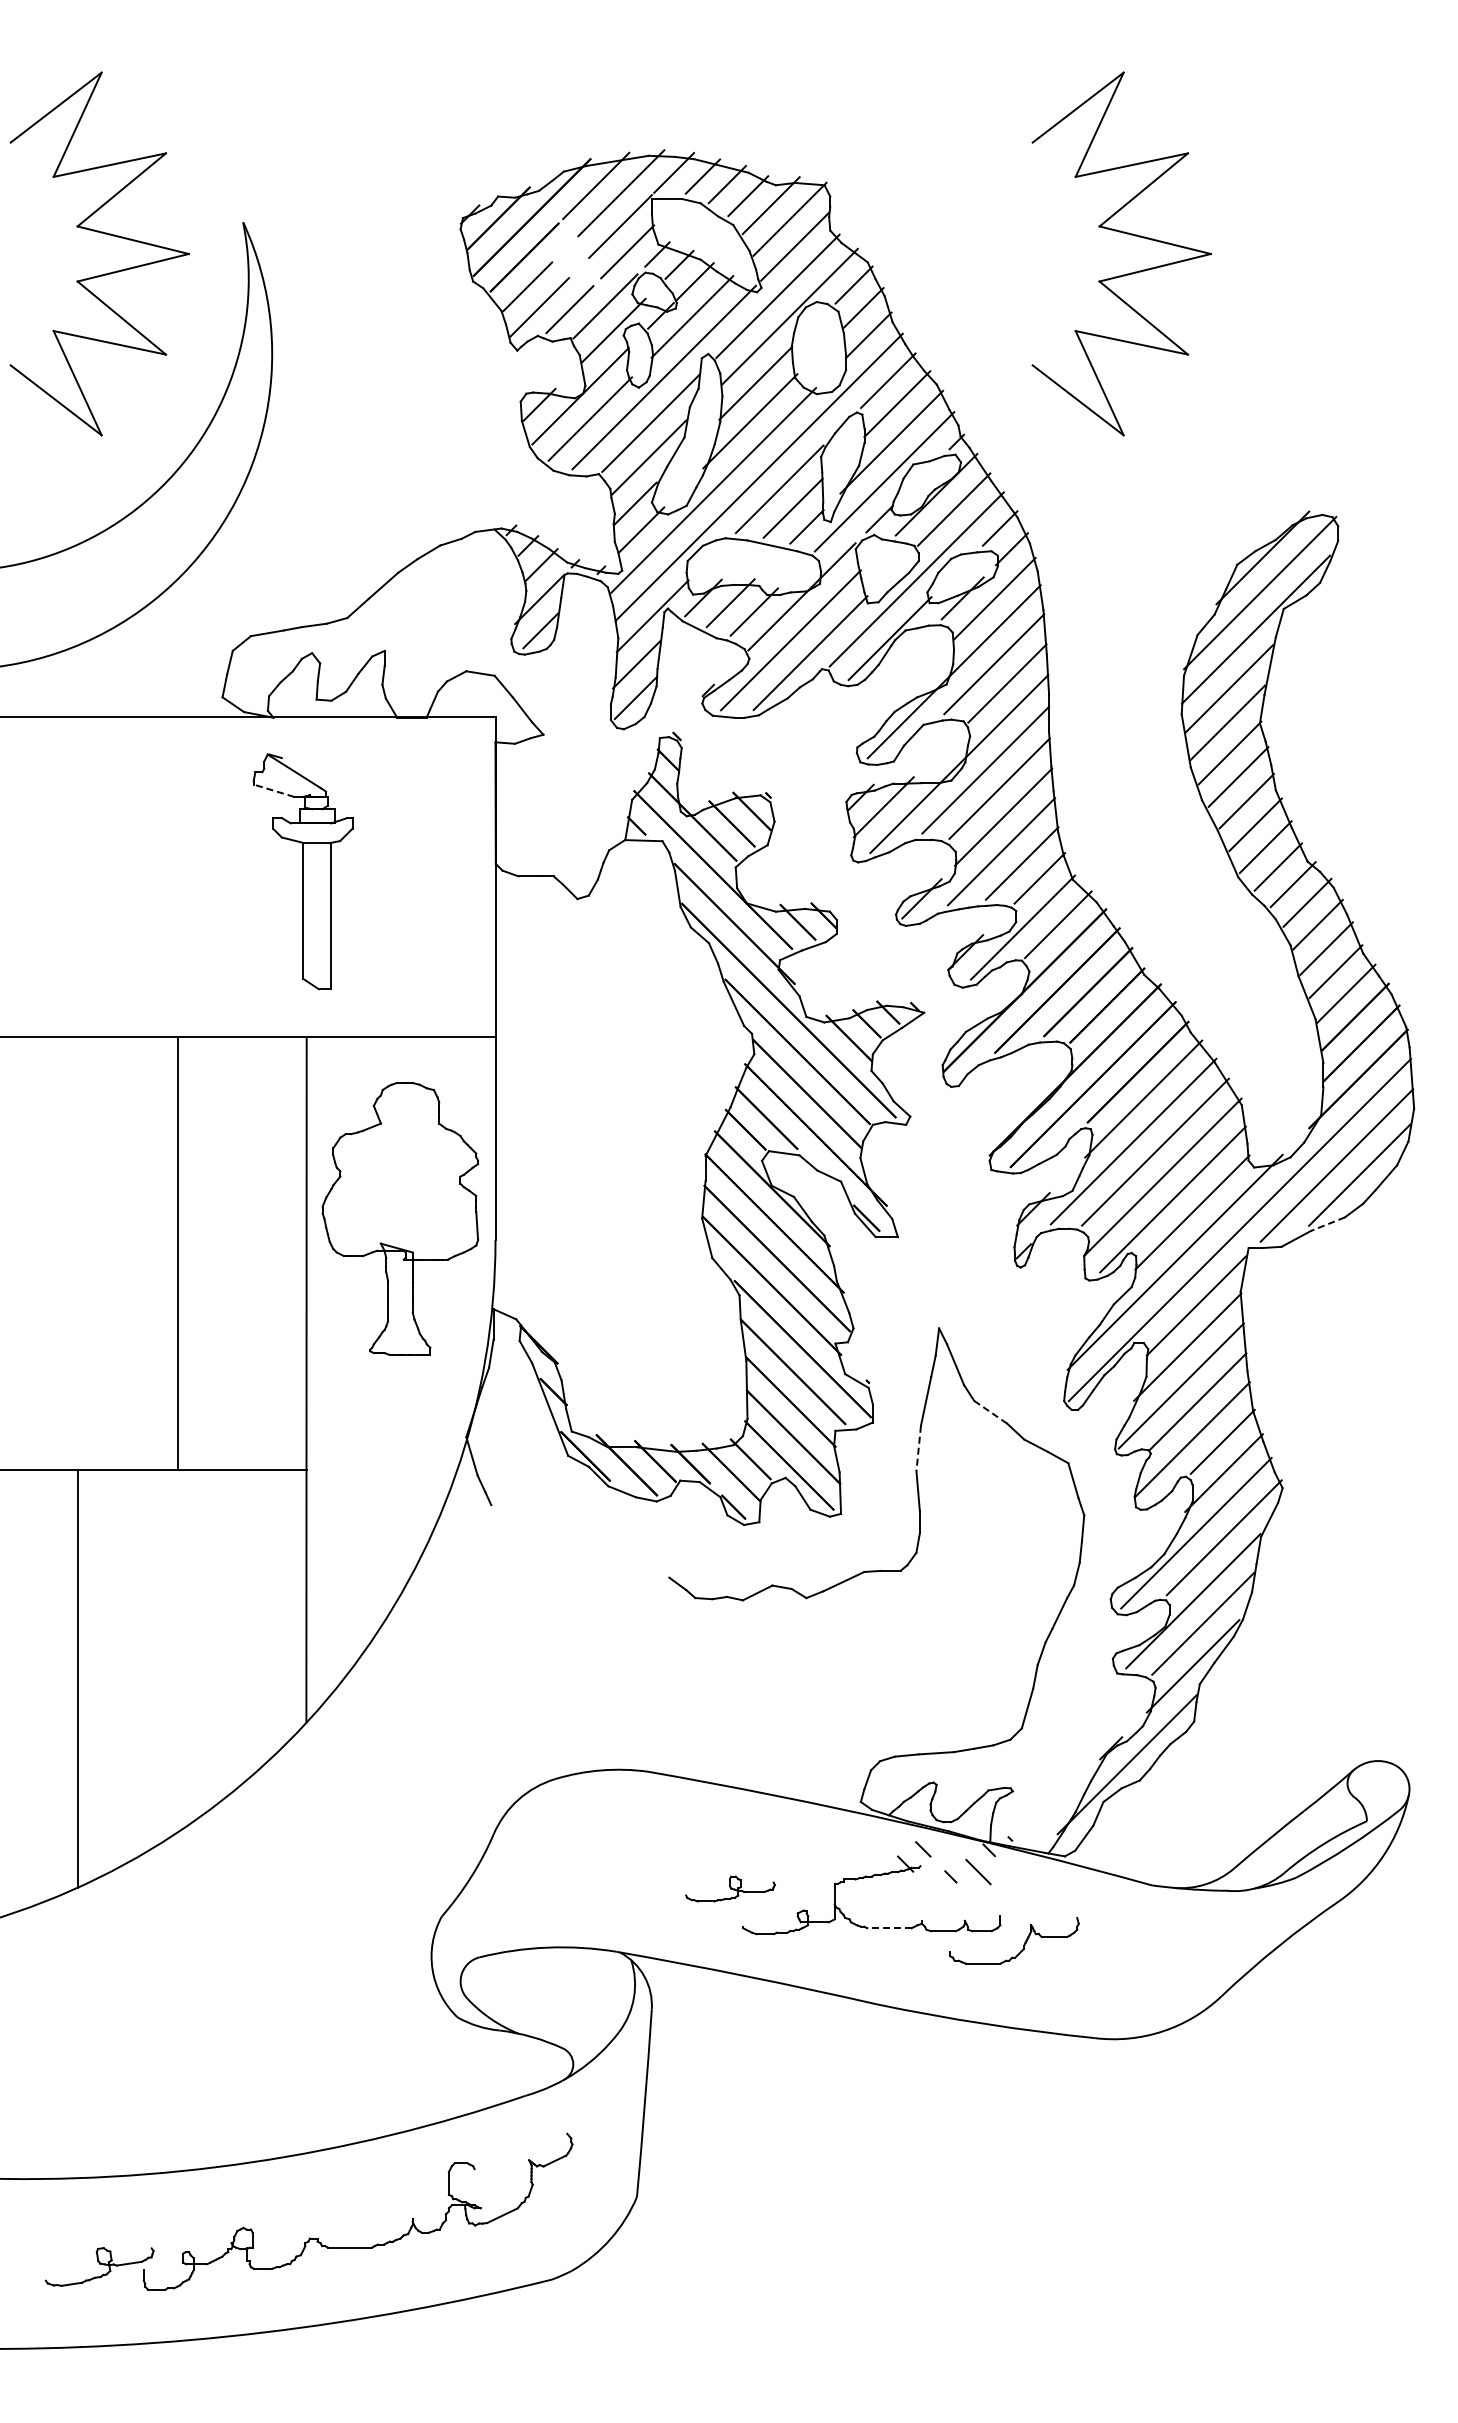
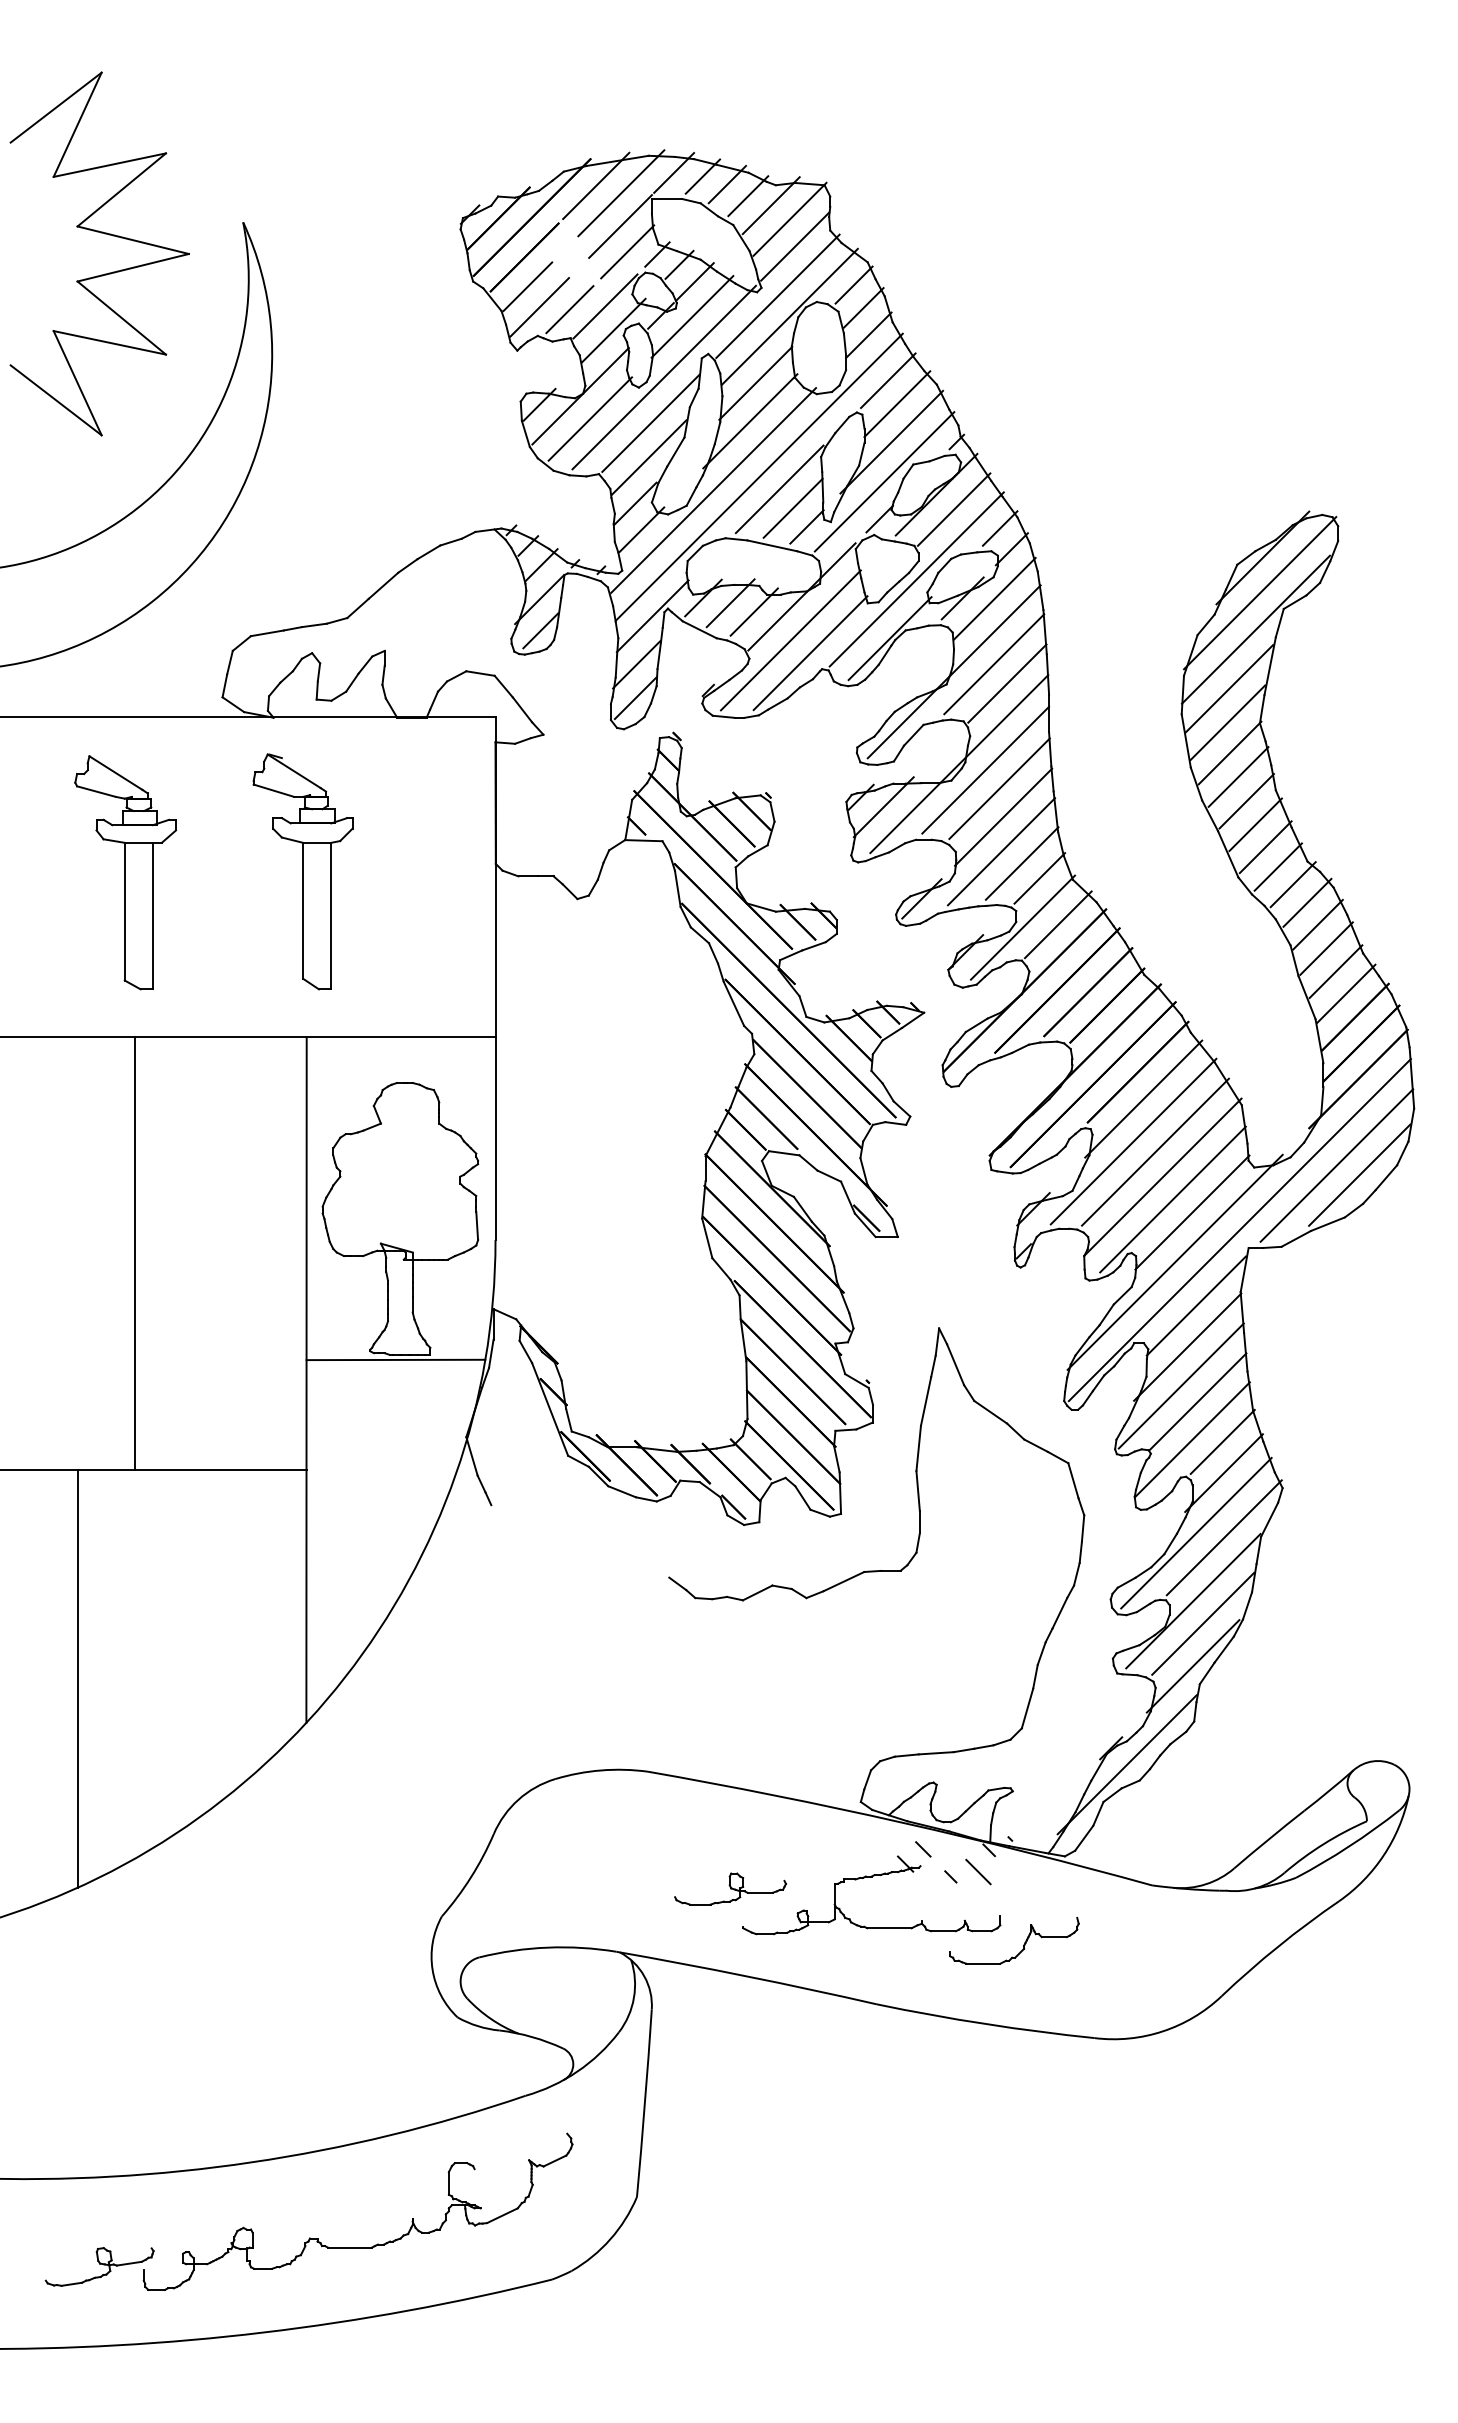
part: present -> none (1127, 234)
line: dashed -> solid (273, 790)
part: none -> present (125, 872)
line: dashed -> solid (1327, 1224)
line position: (178, 1253) -> (135, 1253) (135, 1253)
line: none -> present (395, 1359)
line: dashed -> solid (990, 1412)
line: dashed -> solid (918, 1448)
part size: 91x28 px -> 113x34 px (730, 1888)
line: dashed -> solid (888, 1928)
